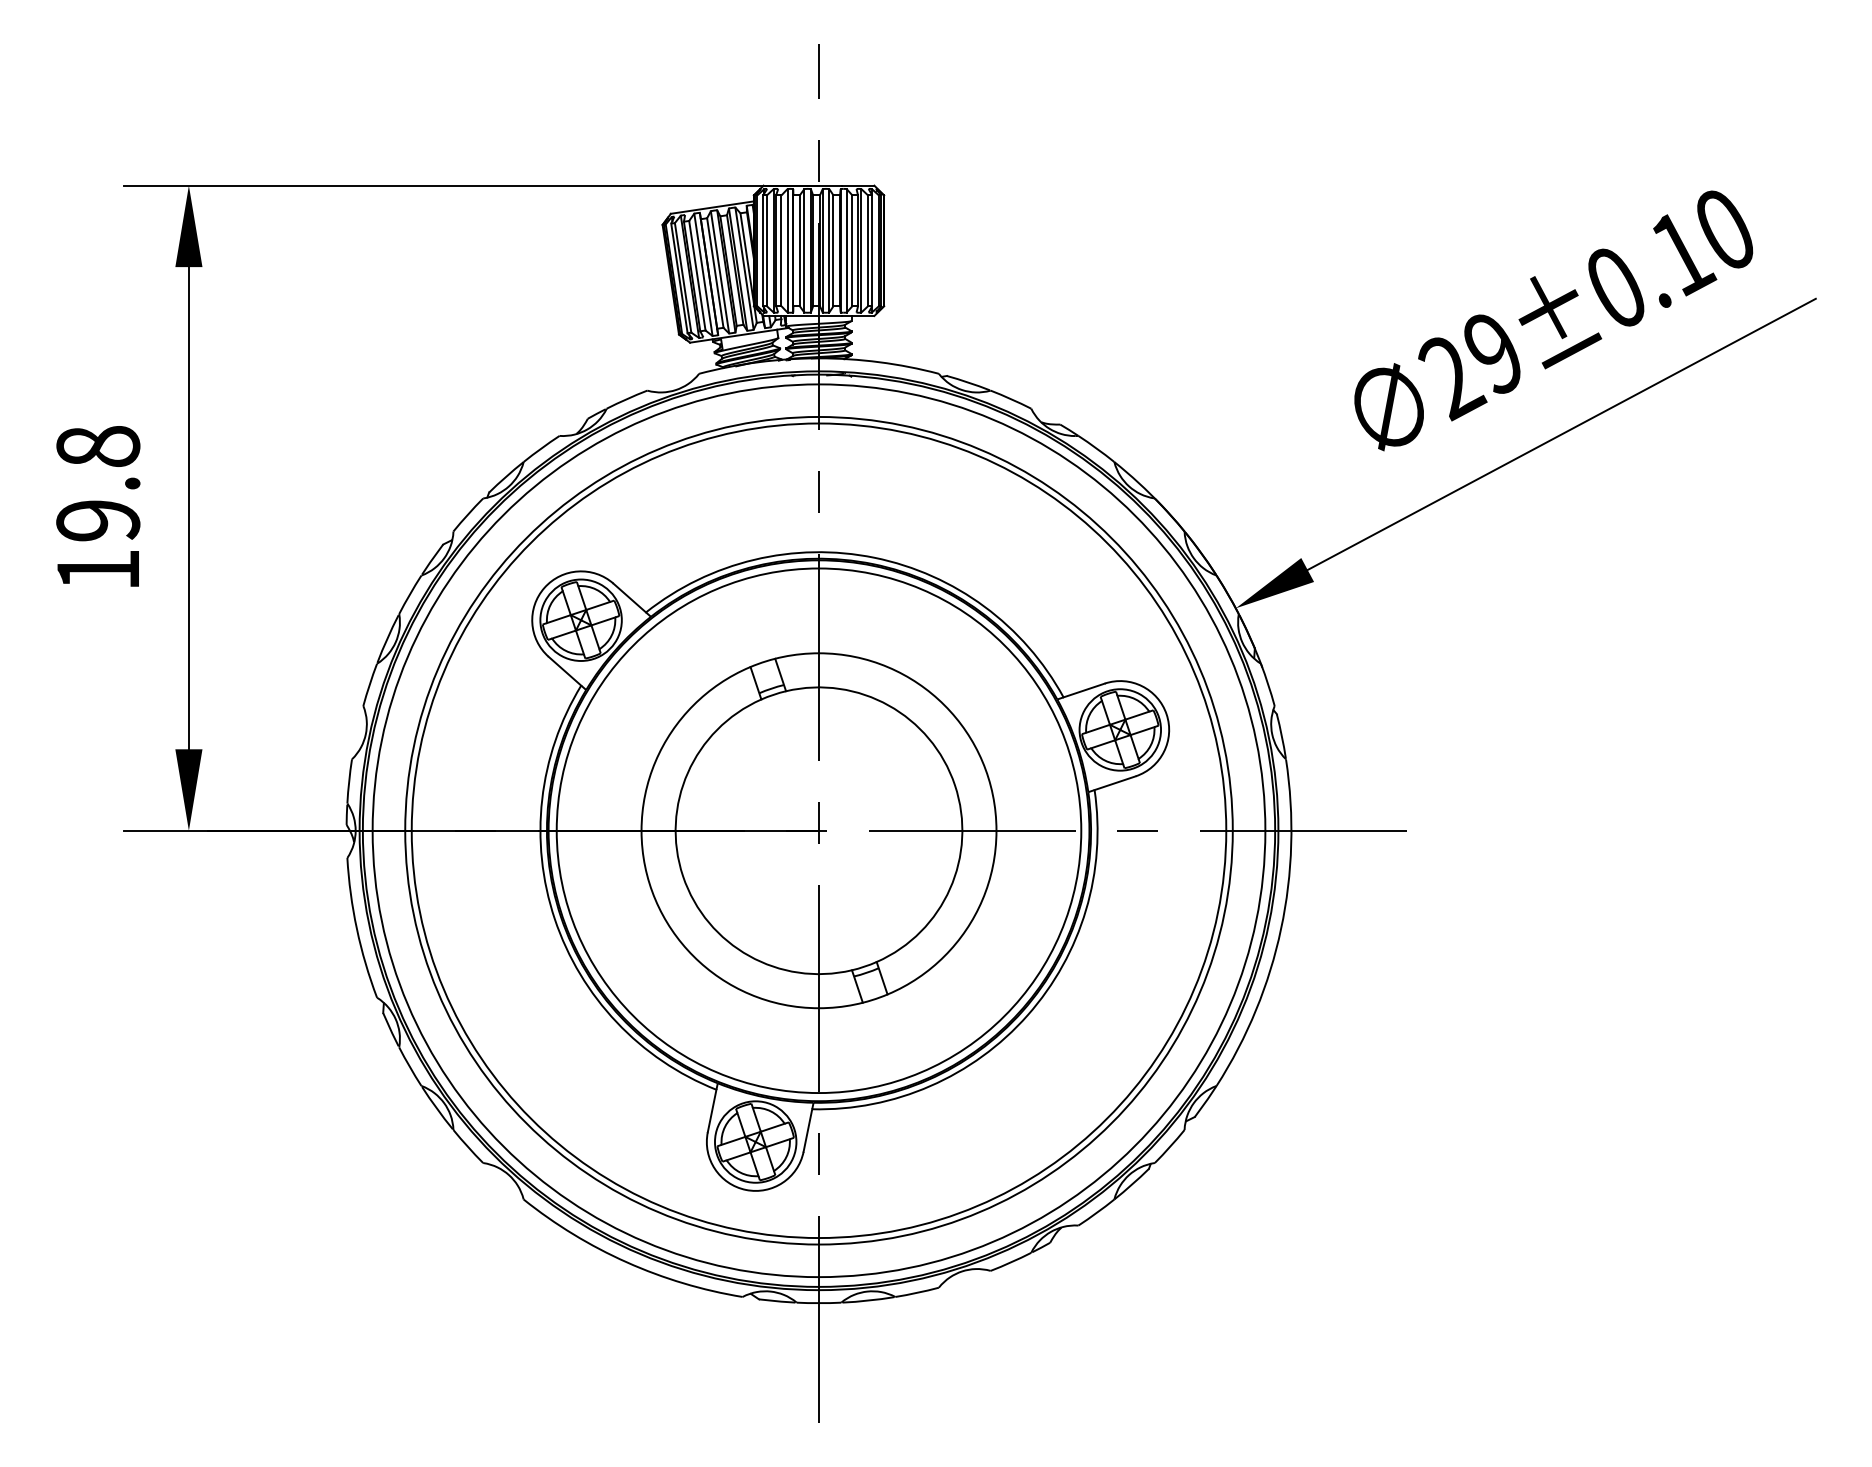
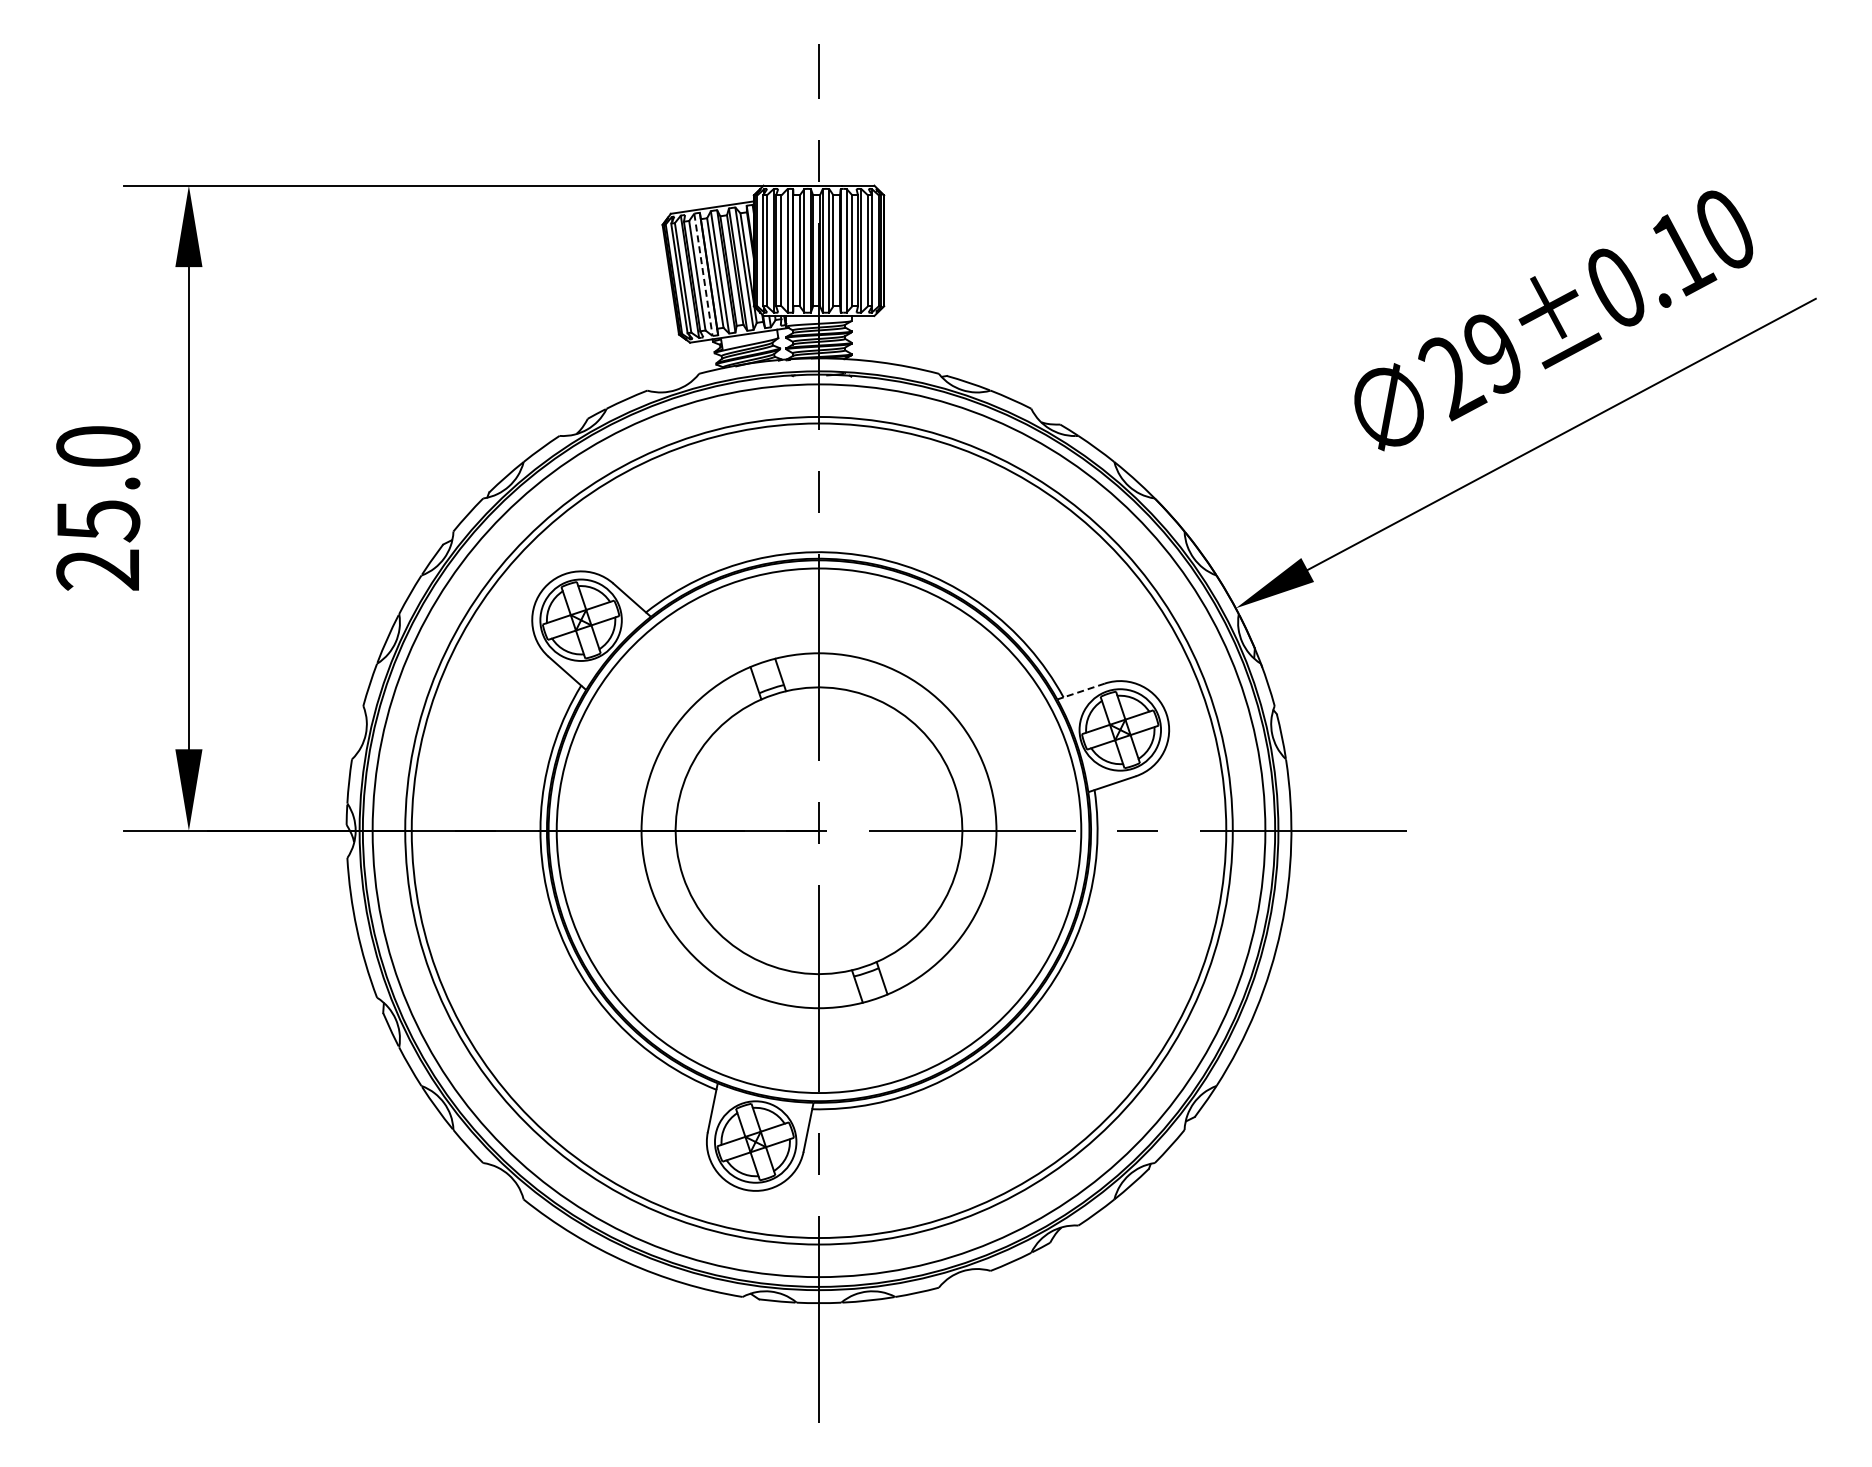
line: solid -> dashed (703, 274)
text: 19.8 -> 25.0 (98, 508)
line: solid -> dashed (1084, 690)
